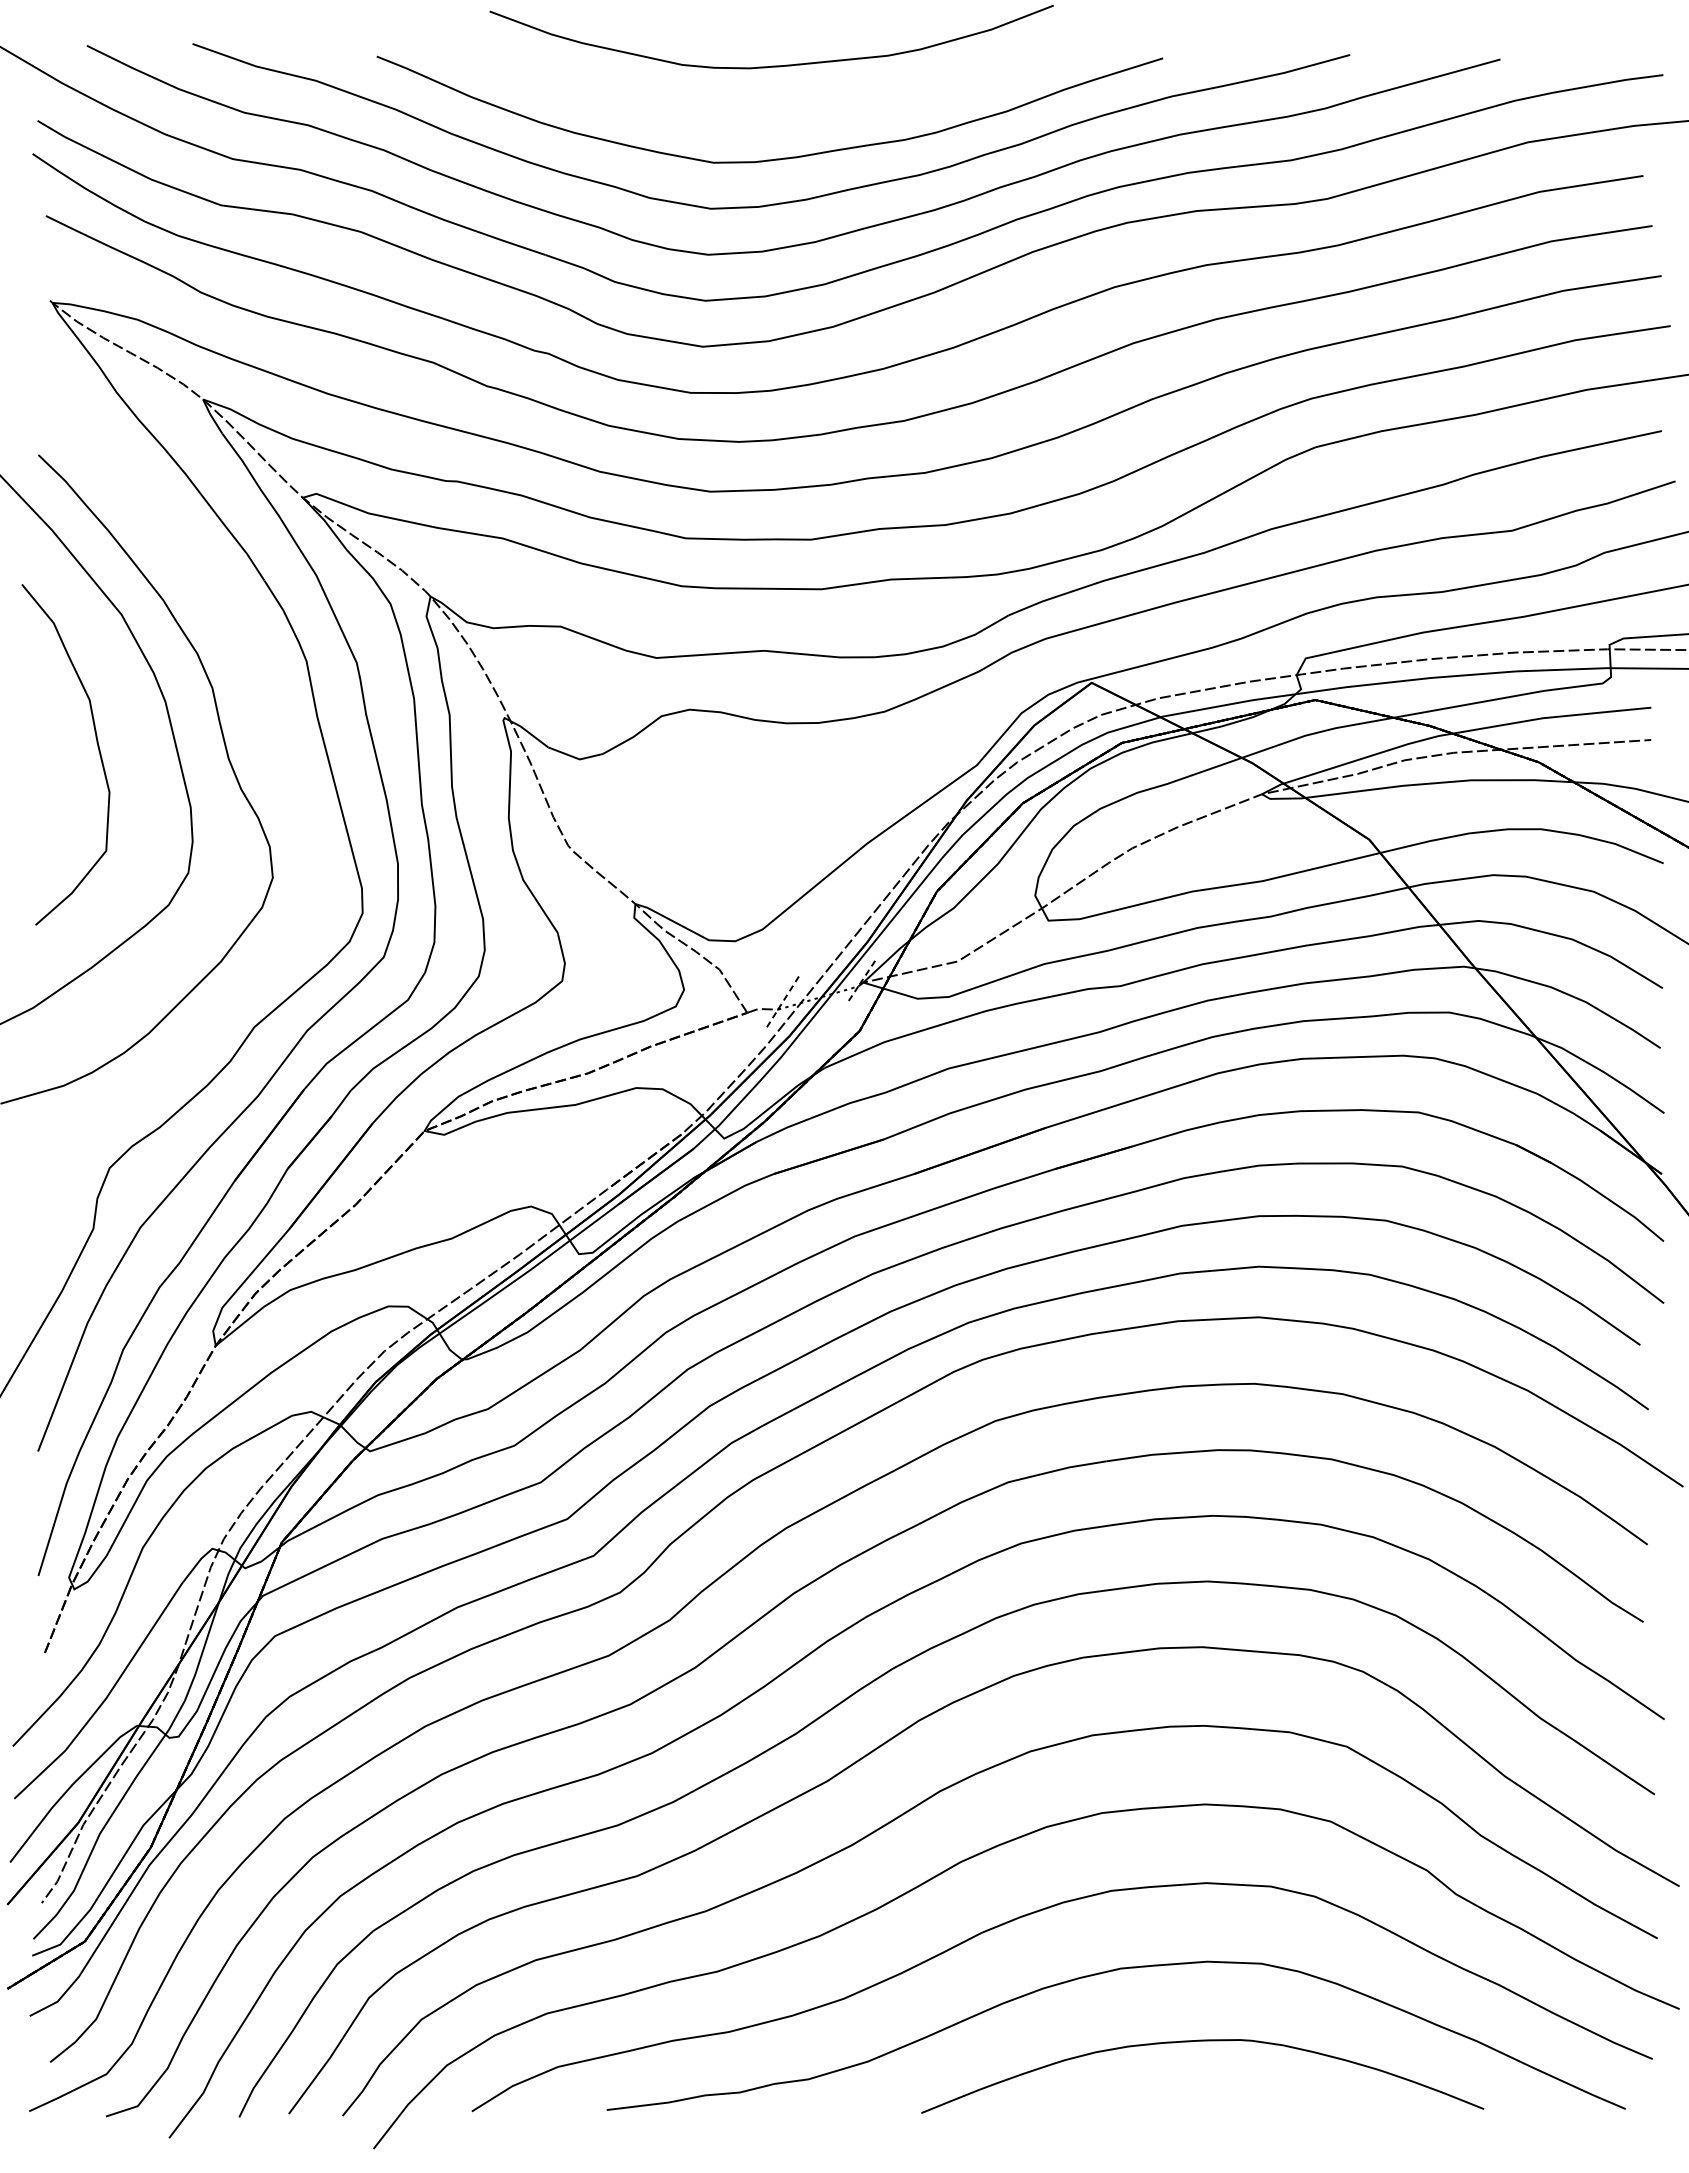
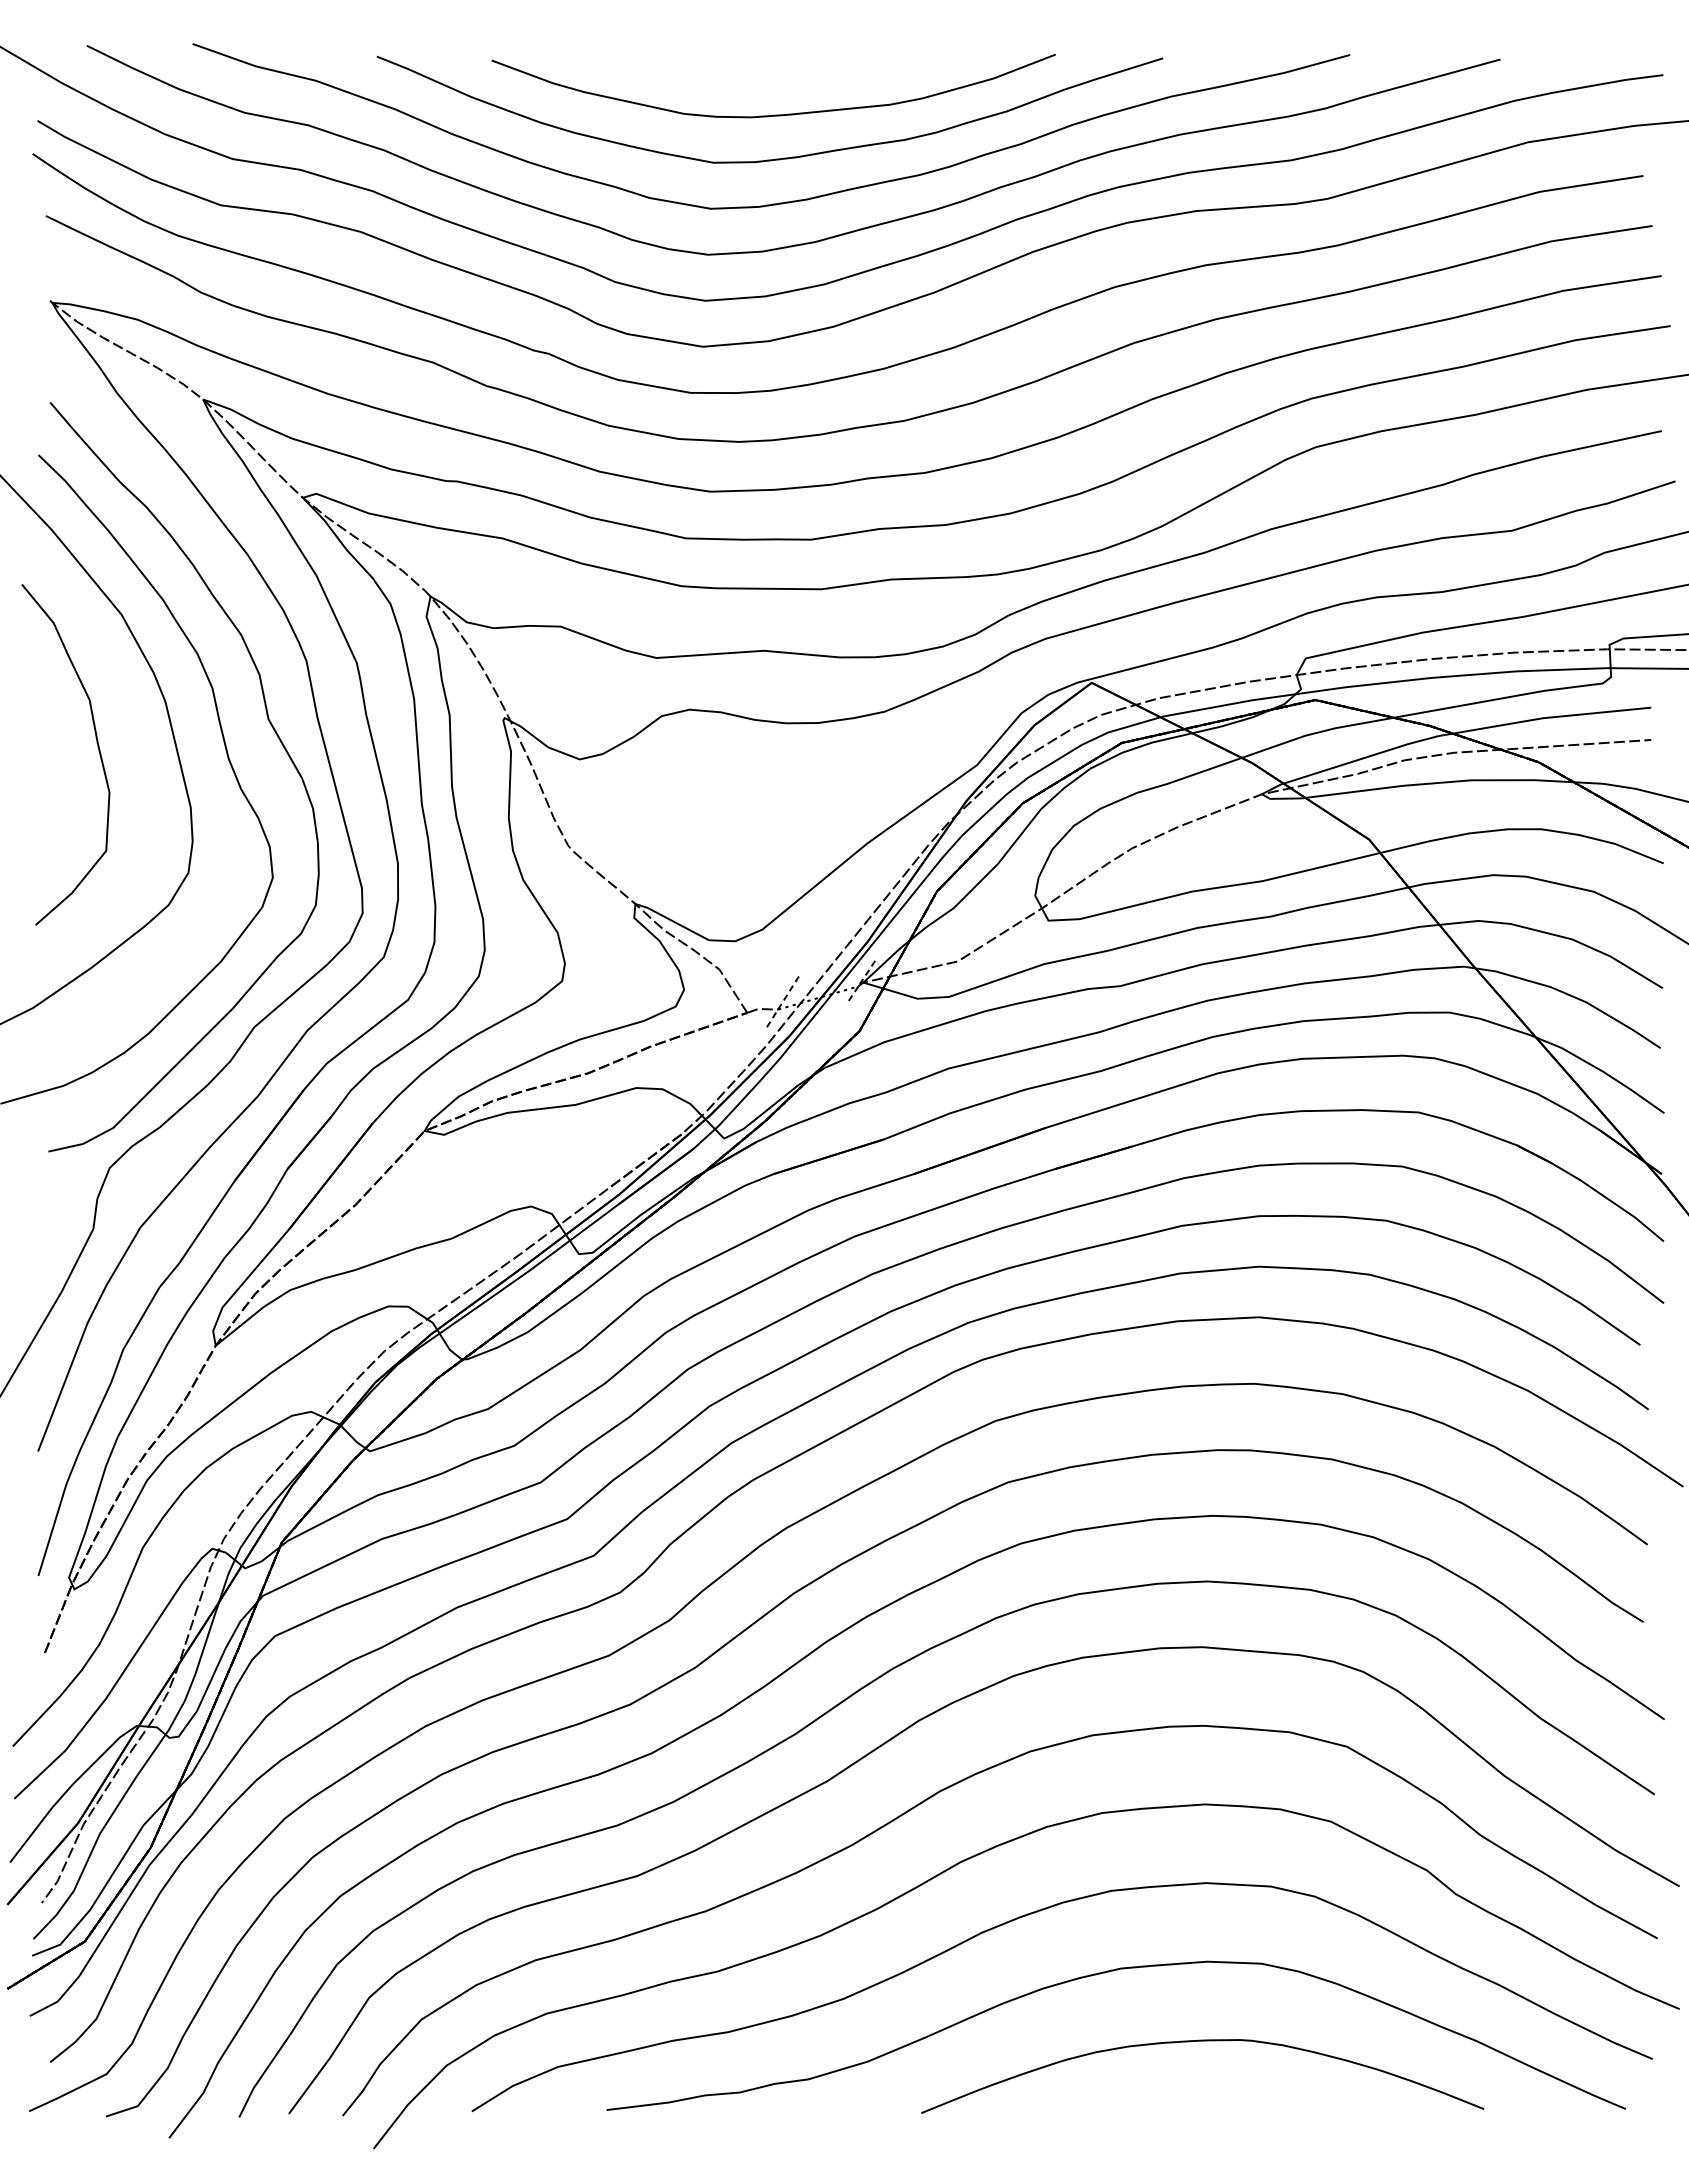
curve position: (771, 65) -> (773, 114) (773, 114)
curve: none -> present (273, 730)
